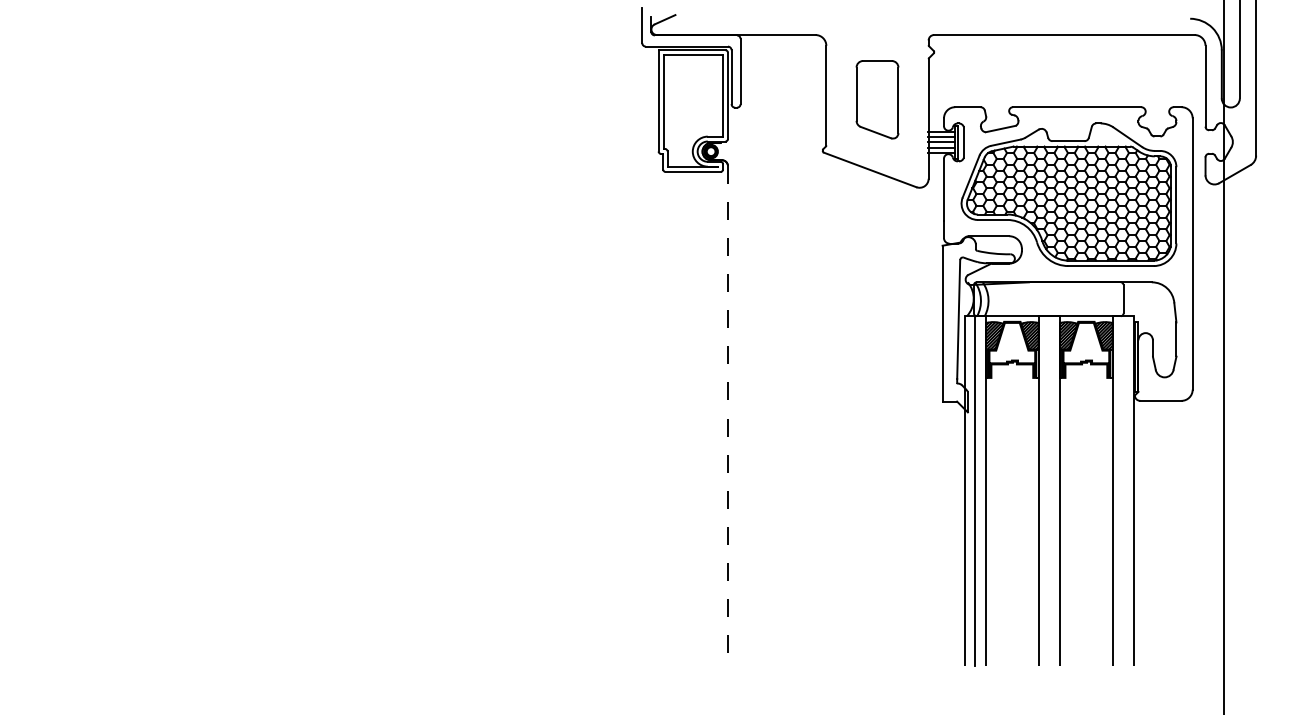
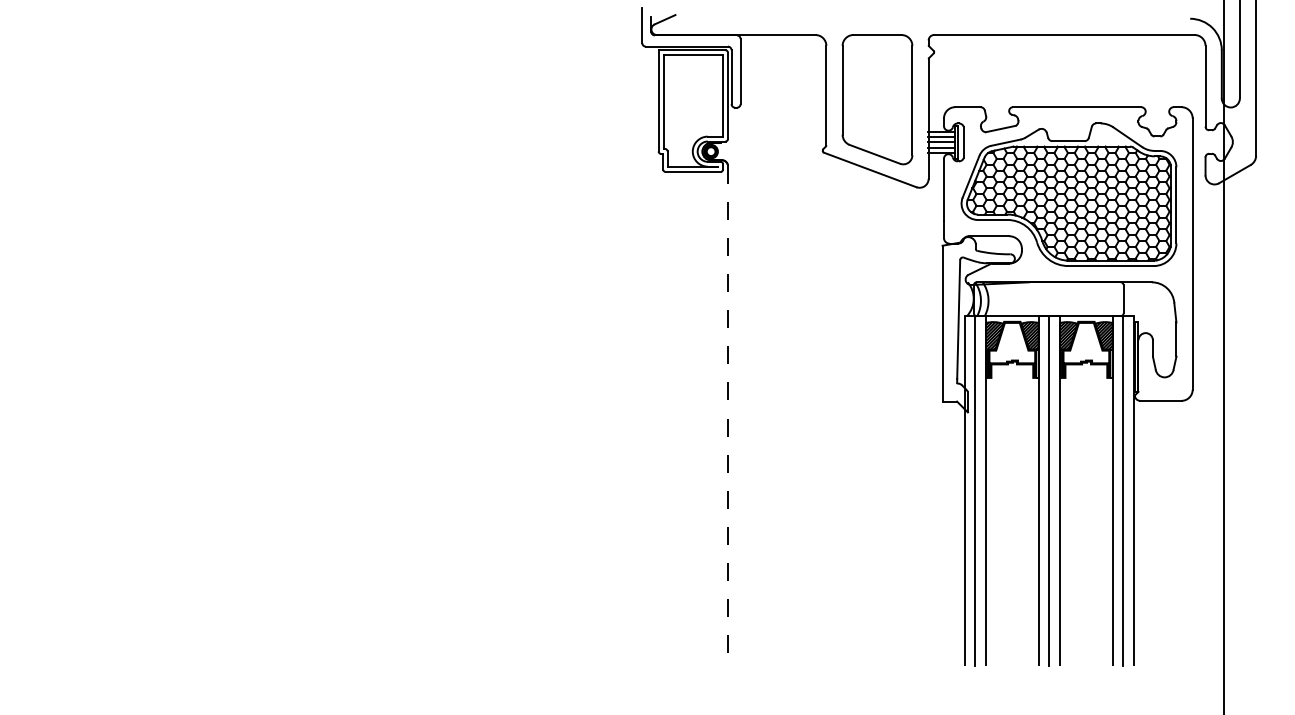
part size: 45x80 px -> 73x132 px (877, 99)
line: none -> present (1049, 491)
line: none -> present (1123, 491)
